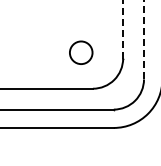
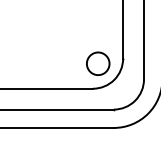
line: dashed -> solid (123, 29)
line: dashed -> solid (144, 39)
circle position: (81, 52) -> (98, 63) (98, 63)
